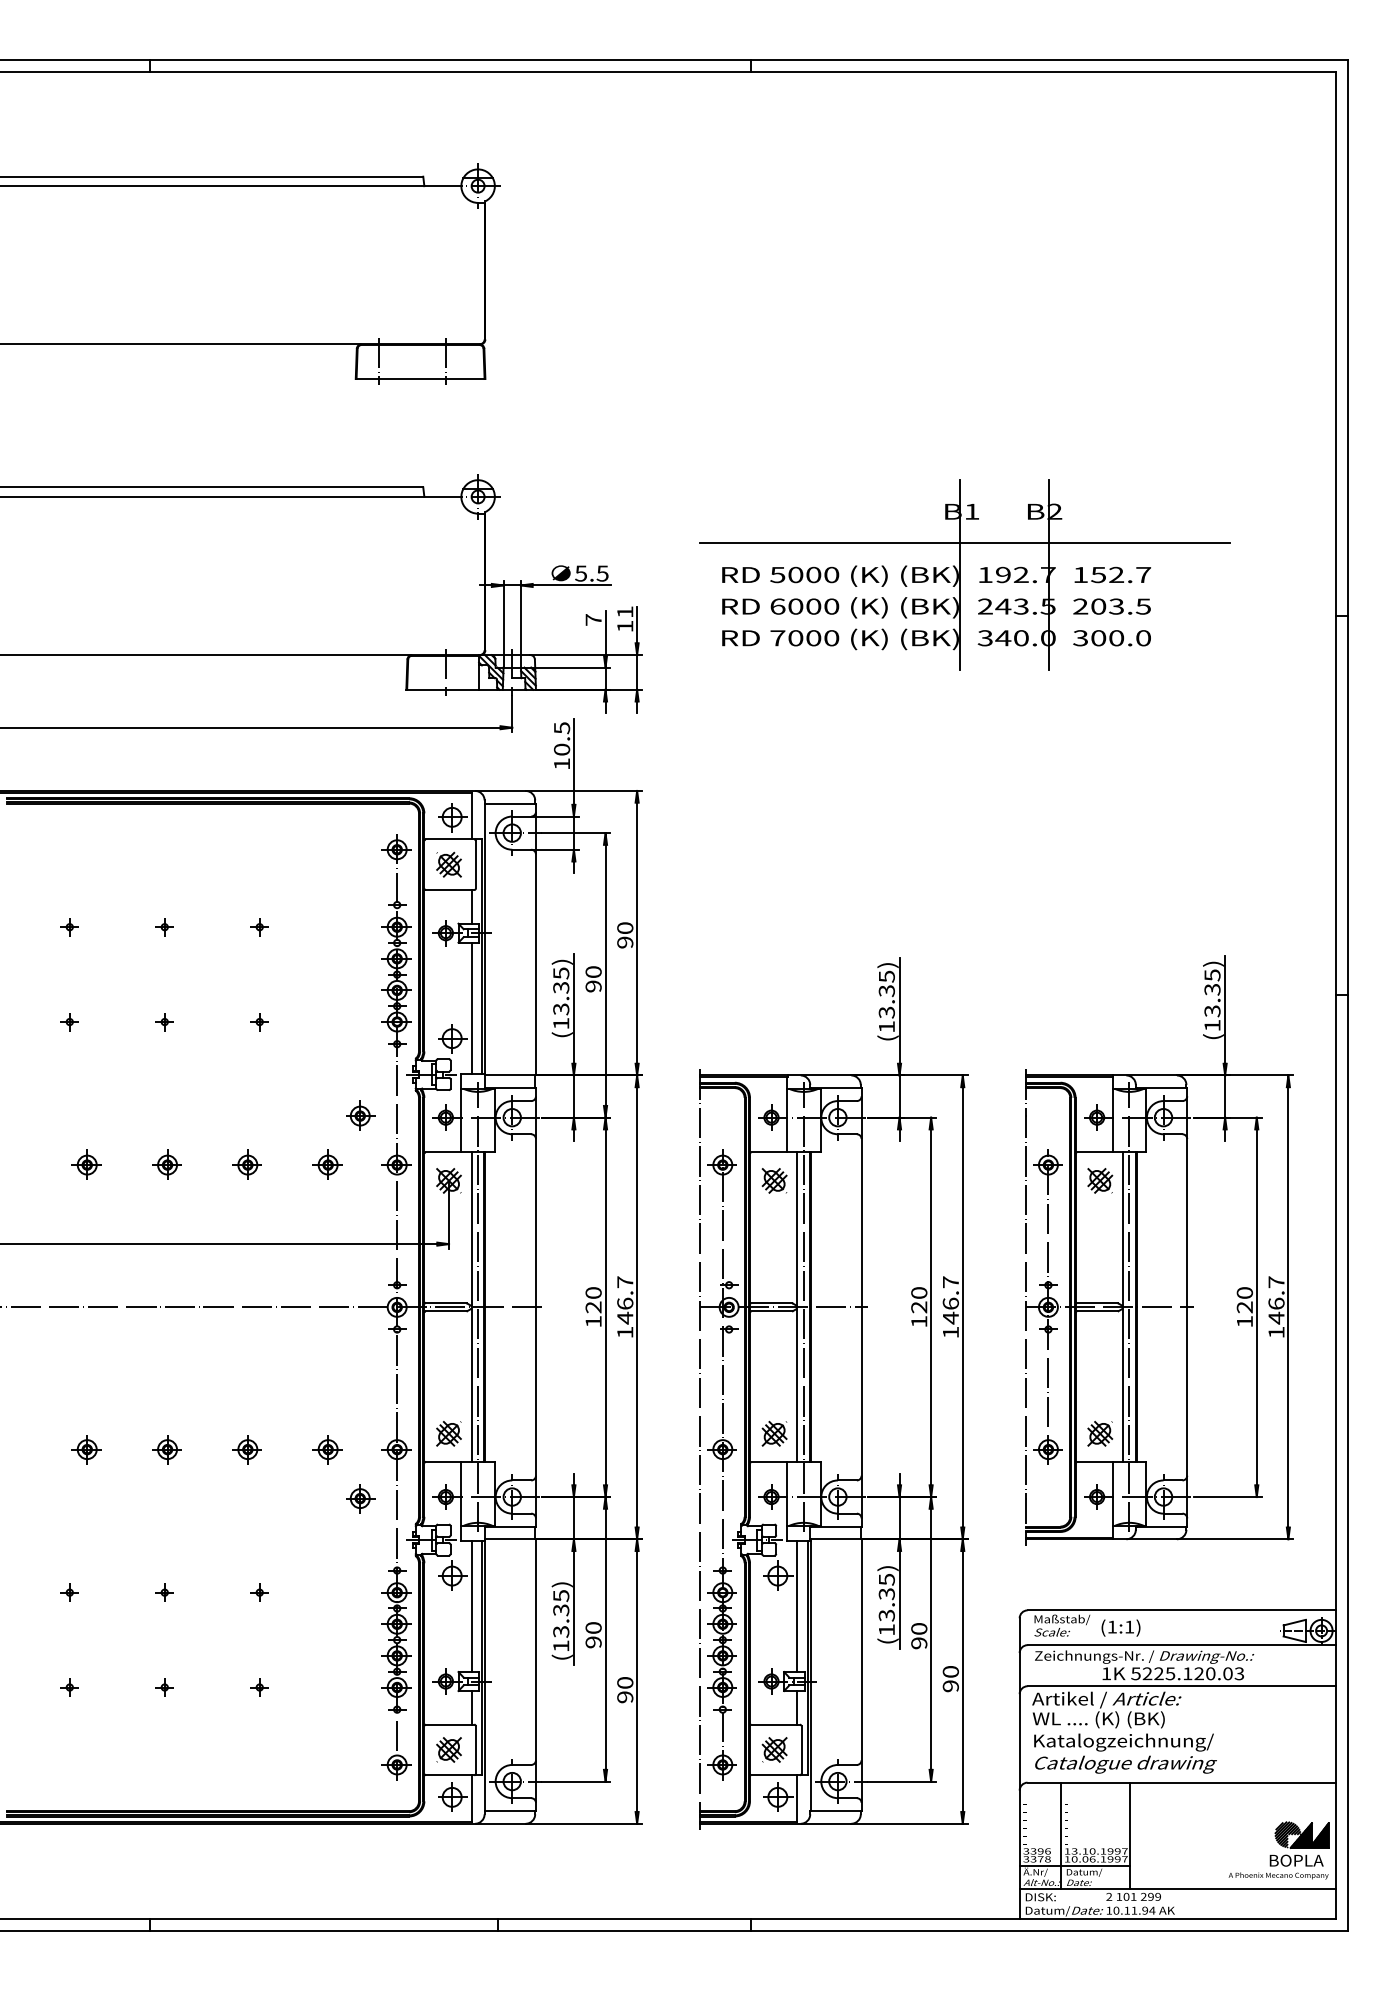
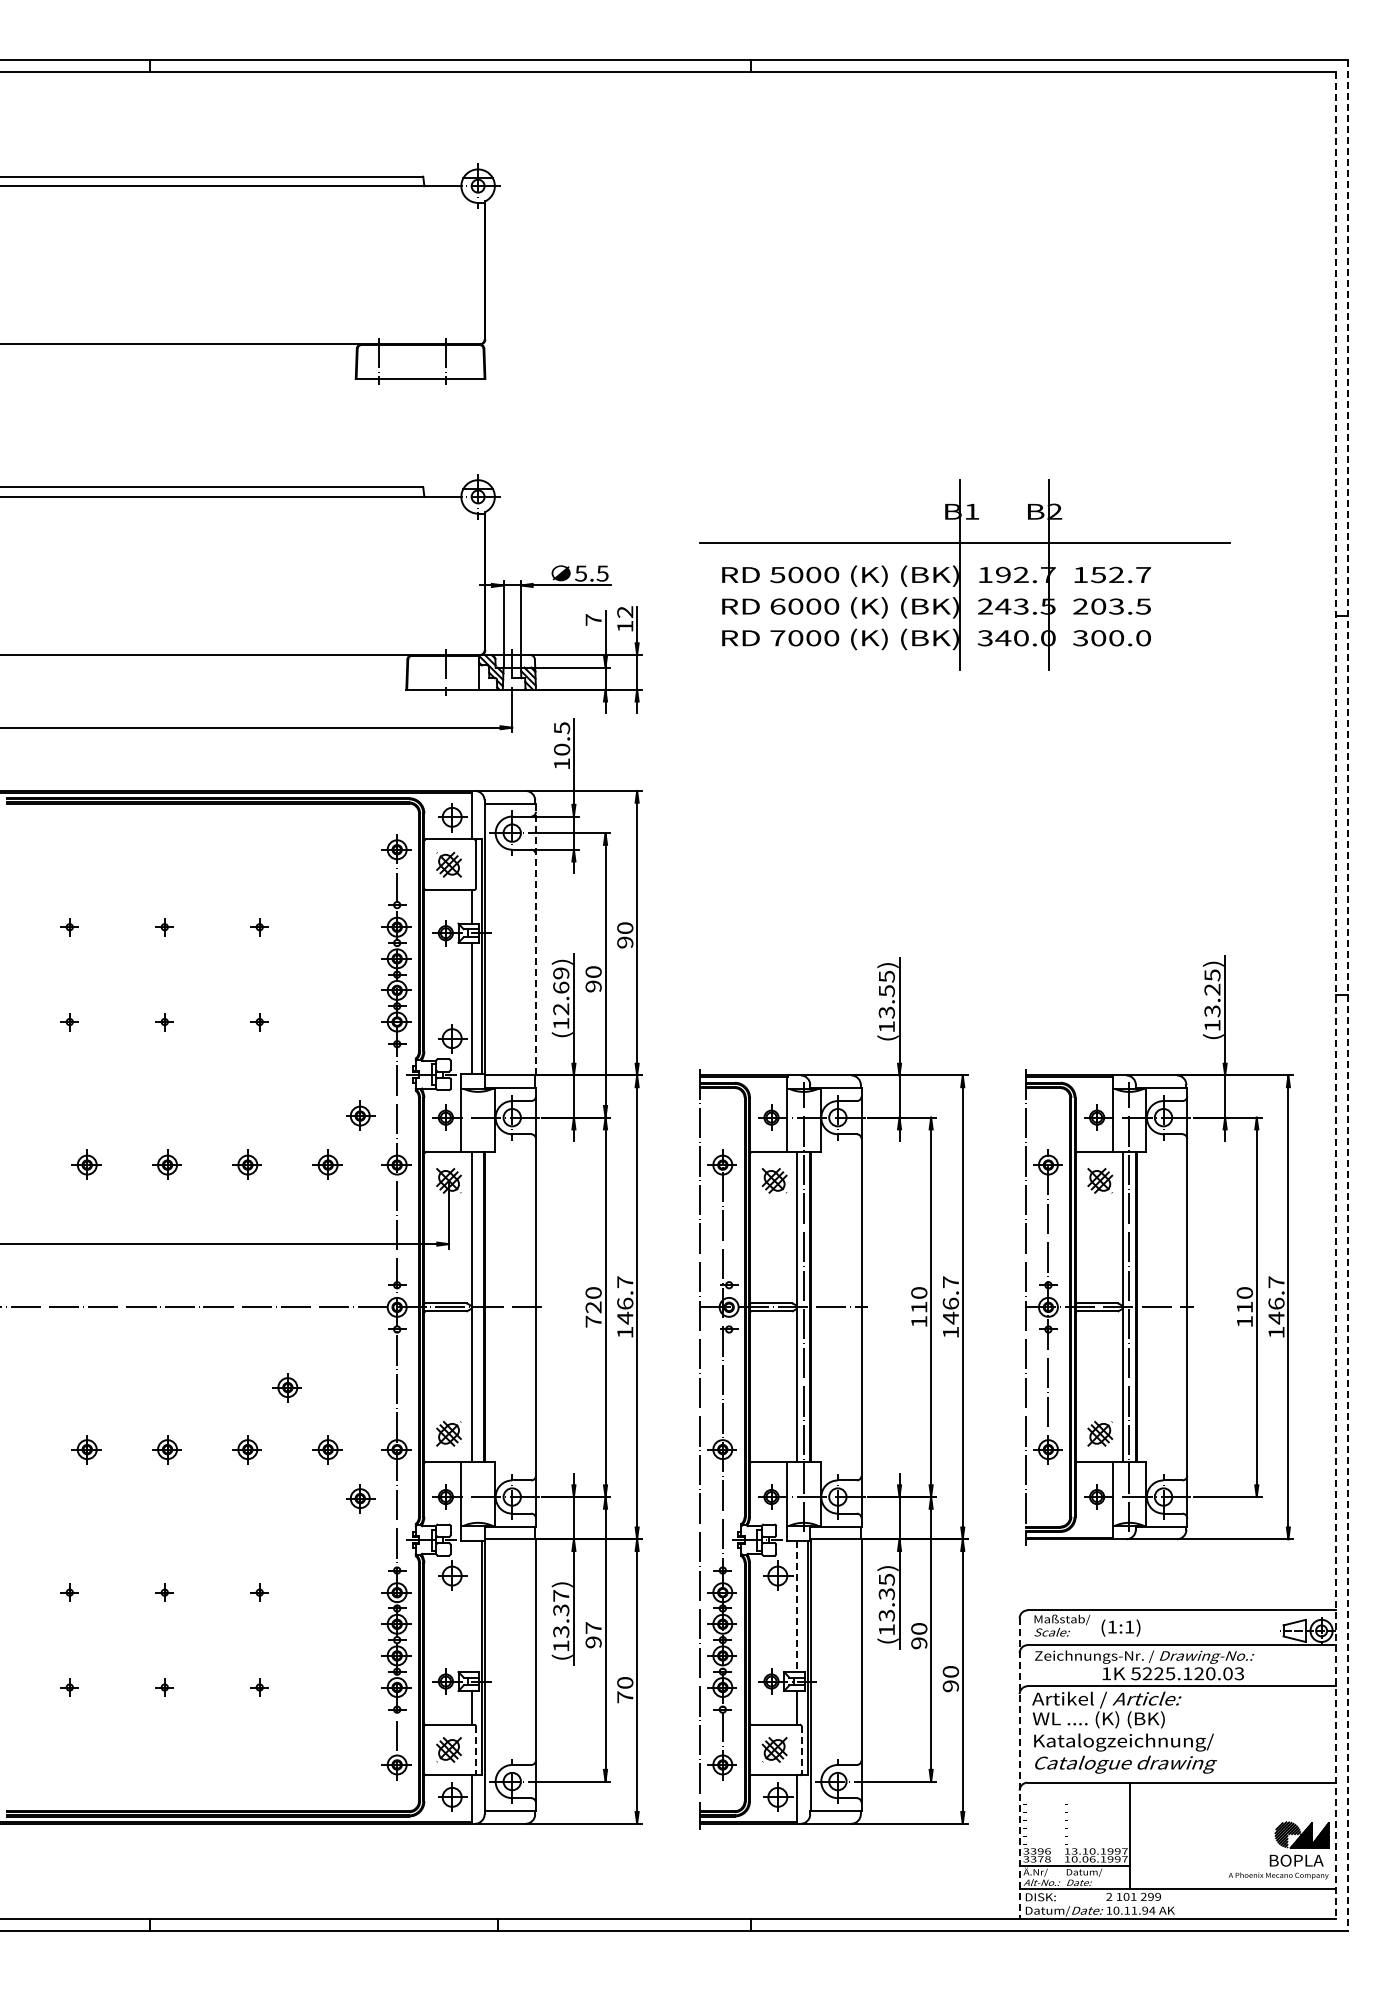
text: 11 -> 12 (625, 612)
line: solid -> dashed (535, 939)
text: (13.35) -> (13.25) (1212, 989)
text: (13.35) -> (13.55) (886, 990)
text: (13.35) -> (12.69) (561, 991)
line: solid -> dashed (1335, 995)
line: solid -> dashed (1348, 995)
line: present -> none (478, 1307)
text: 120 -> 110 (919, 1307)
text: 120 -> 110 (1244, 1307)
text: 120 -> 720 (593, 1321)
part: none -> present (286, 1387)
part: present -> none (774, 1433)
text: (13.35) -> (13.37) (561, 1596)
line: present -> none (471, 1606)
line: solid -> dashed (797, 1606)
text: 90 -> 97 (593, 1627)
text: 90 -> 70 (625, 1697)
line: solid -> dashed (475, 1749)
line: solid -> dashed (801, 1749)
line: solid -> dashed (1019, 1768)
line: present -> none (1060, 1835)
